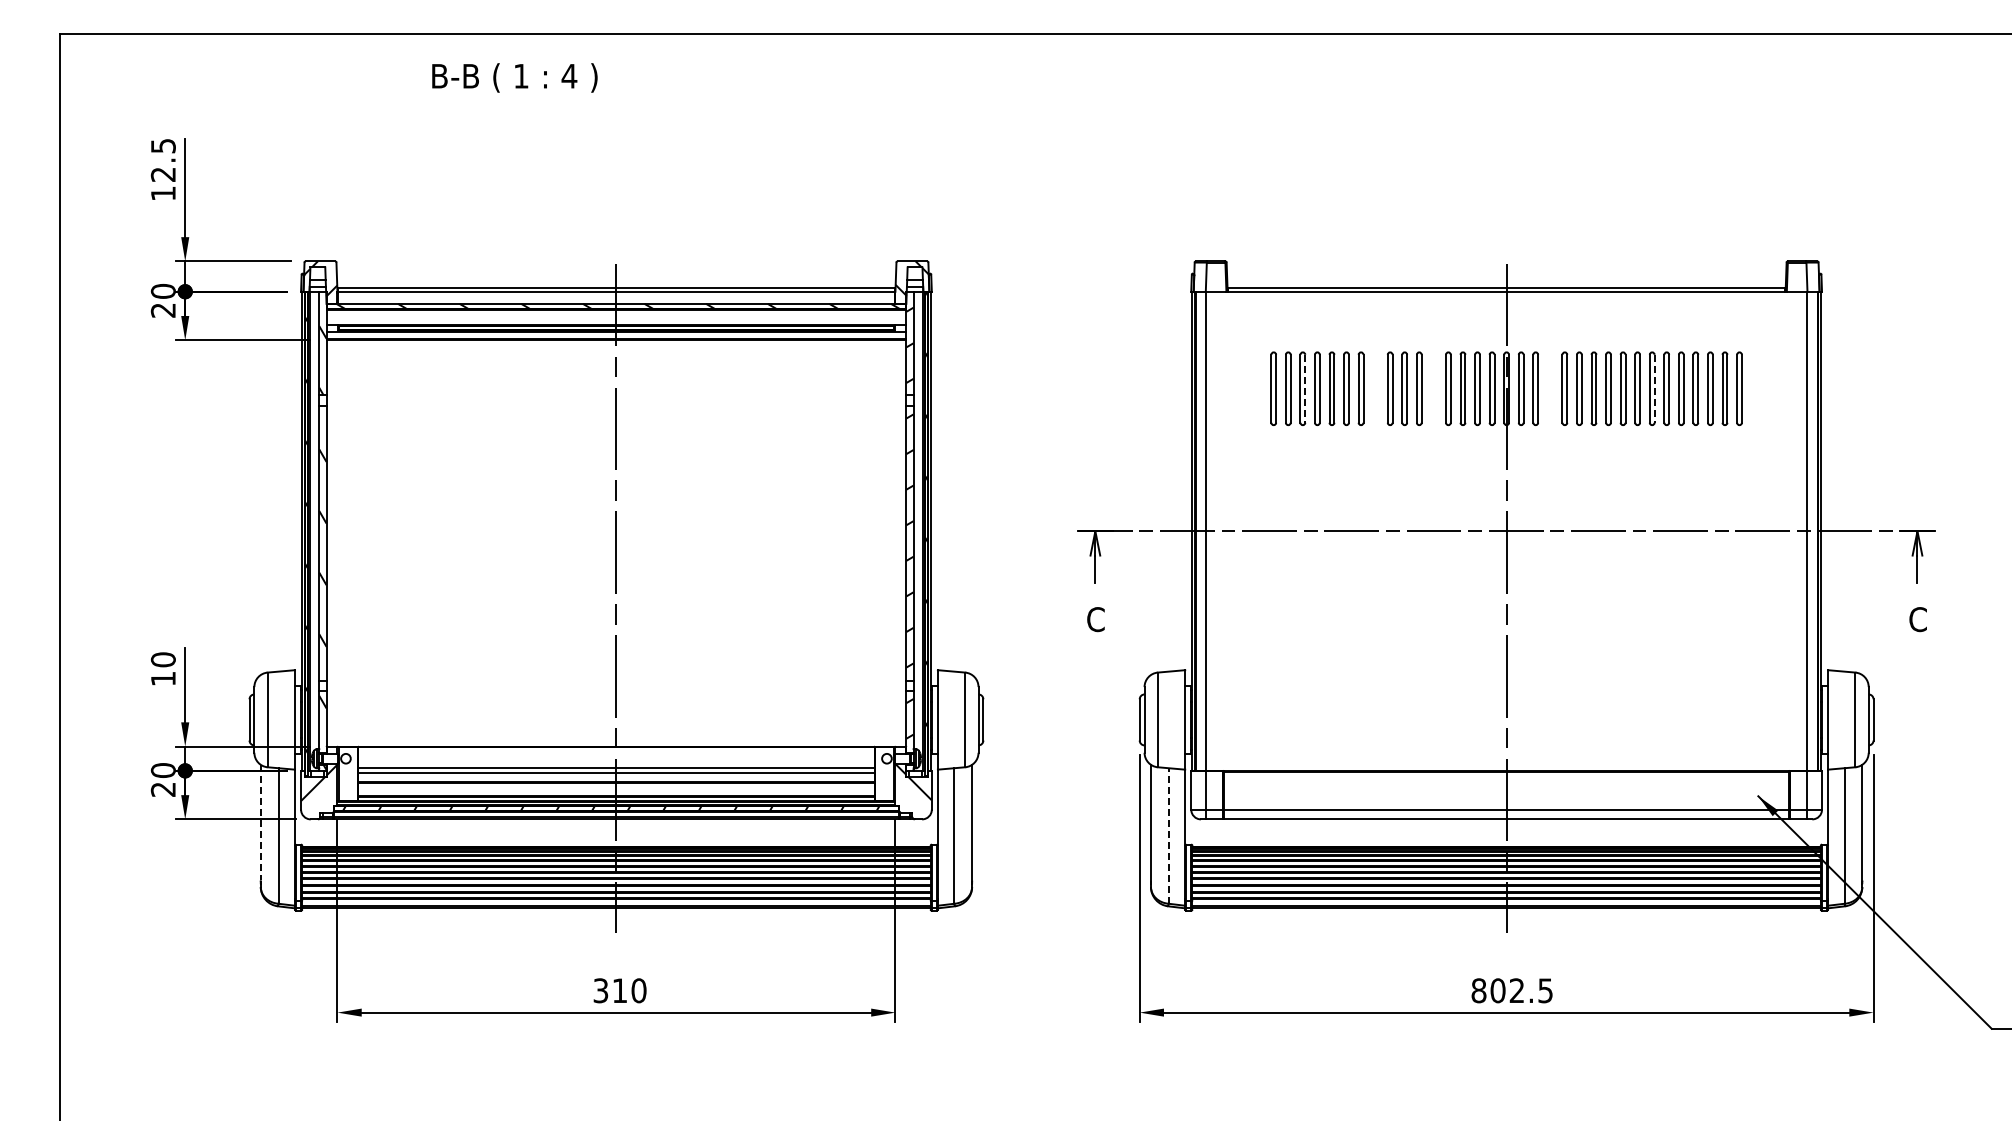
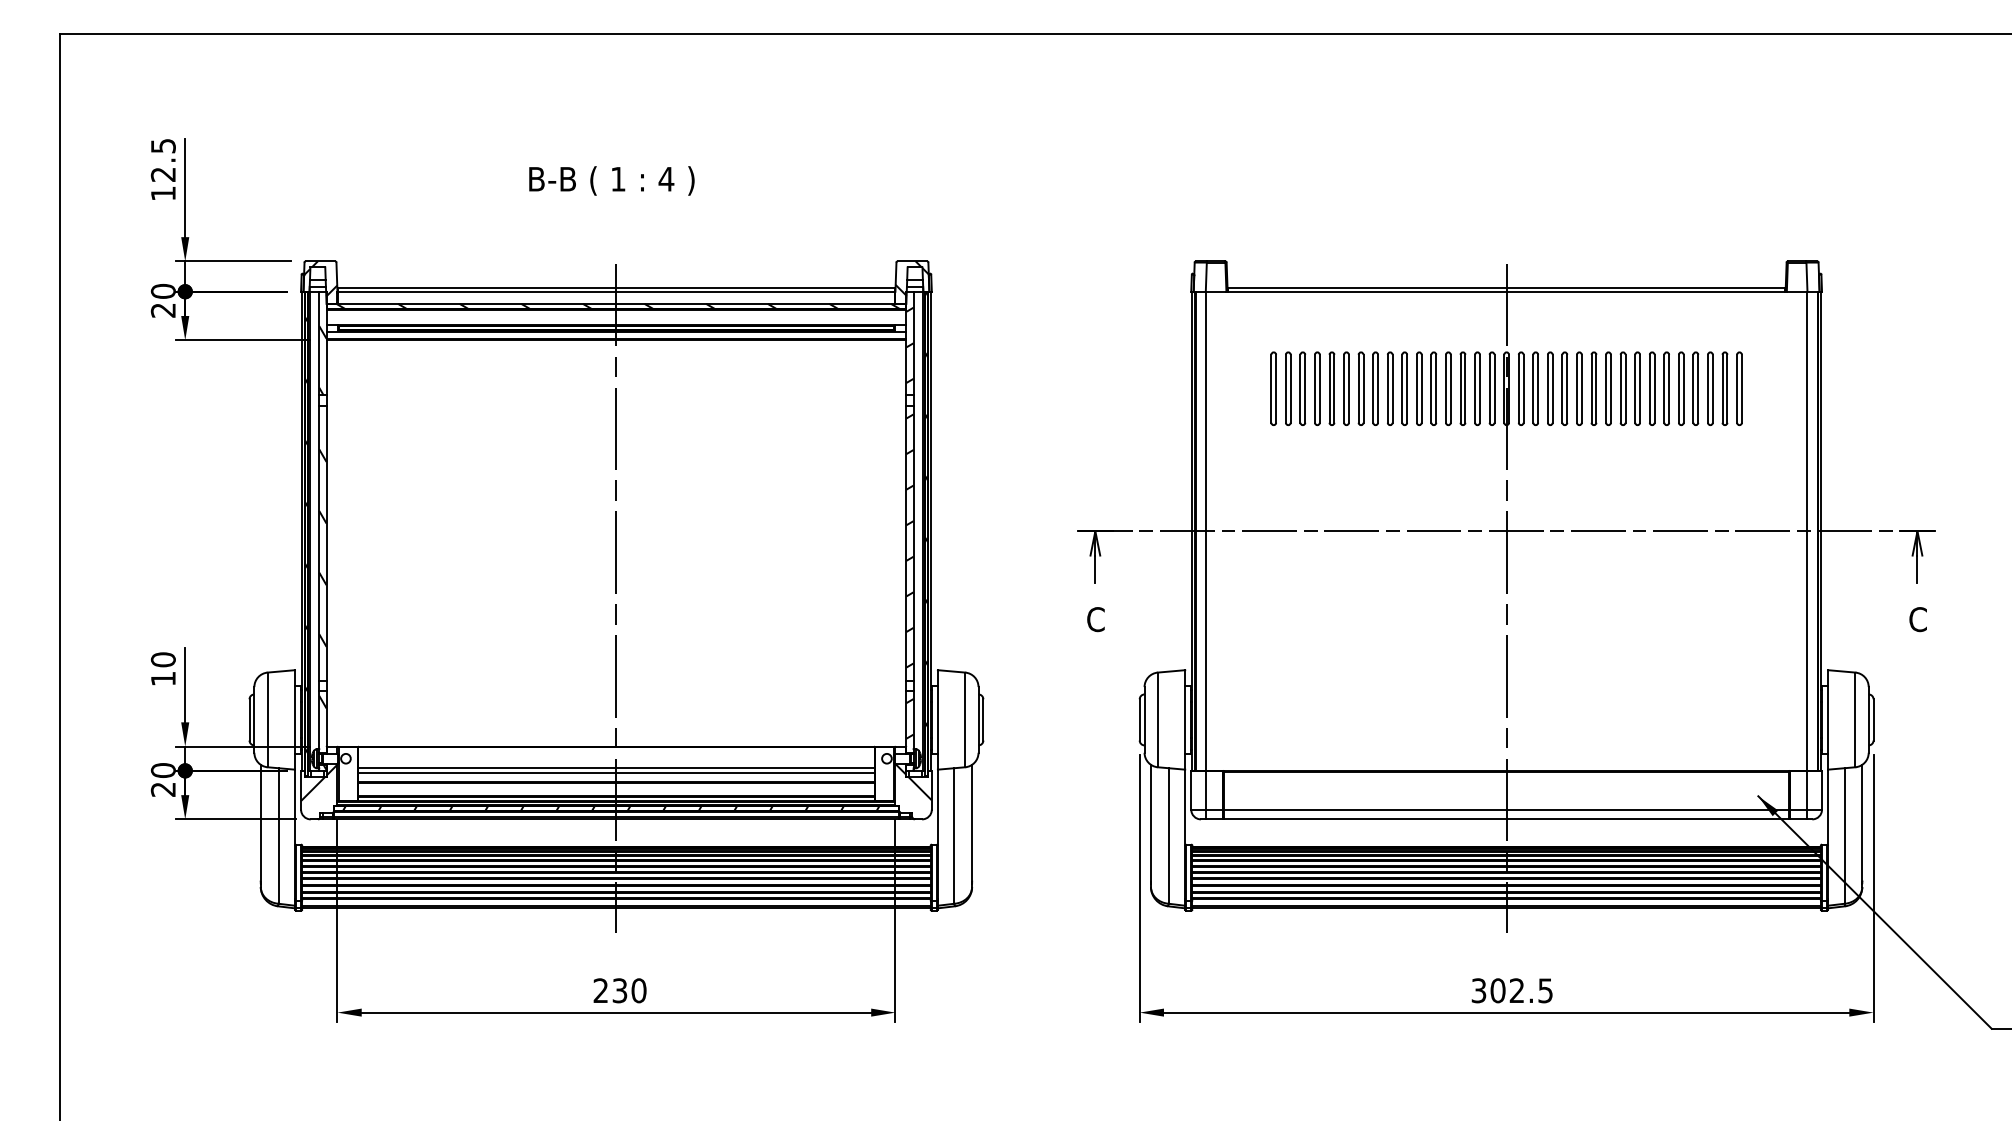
text position: (514, 77) -> (611, 180) (611, 180)
line: dashed -> solid (1305, 388)
part: none -> present (1375, 388)
part: none -> present (1433, 388)
part: none -> present (1550, 388)
line: dashed -> solid (1654, 388)
line: dashed -> solid (260, 822)
line: dashed -> solid (1168, 835)
text: 310 -> 230 (610, 990)
text: 802.5 -> 302.5 (1478, 990)
